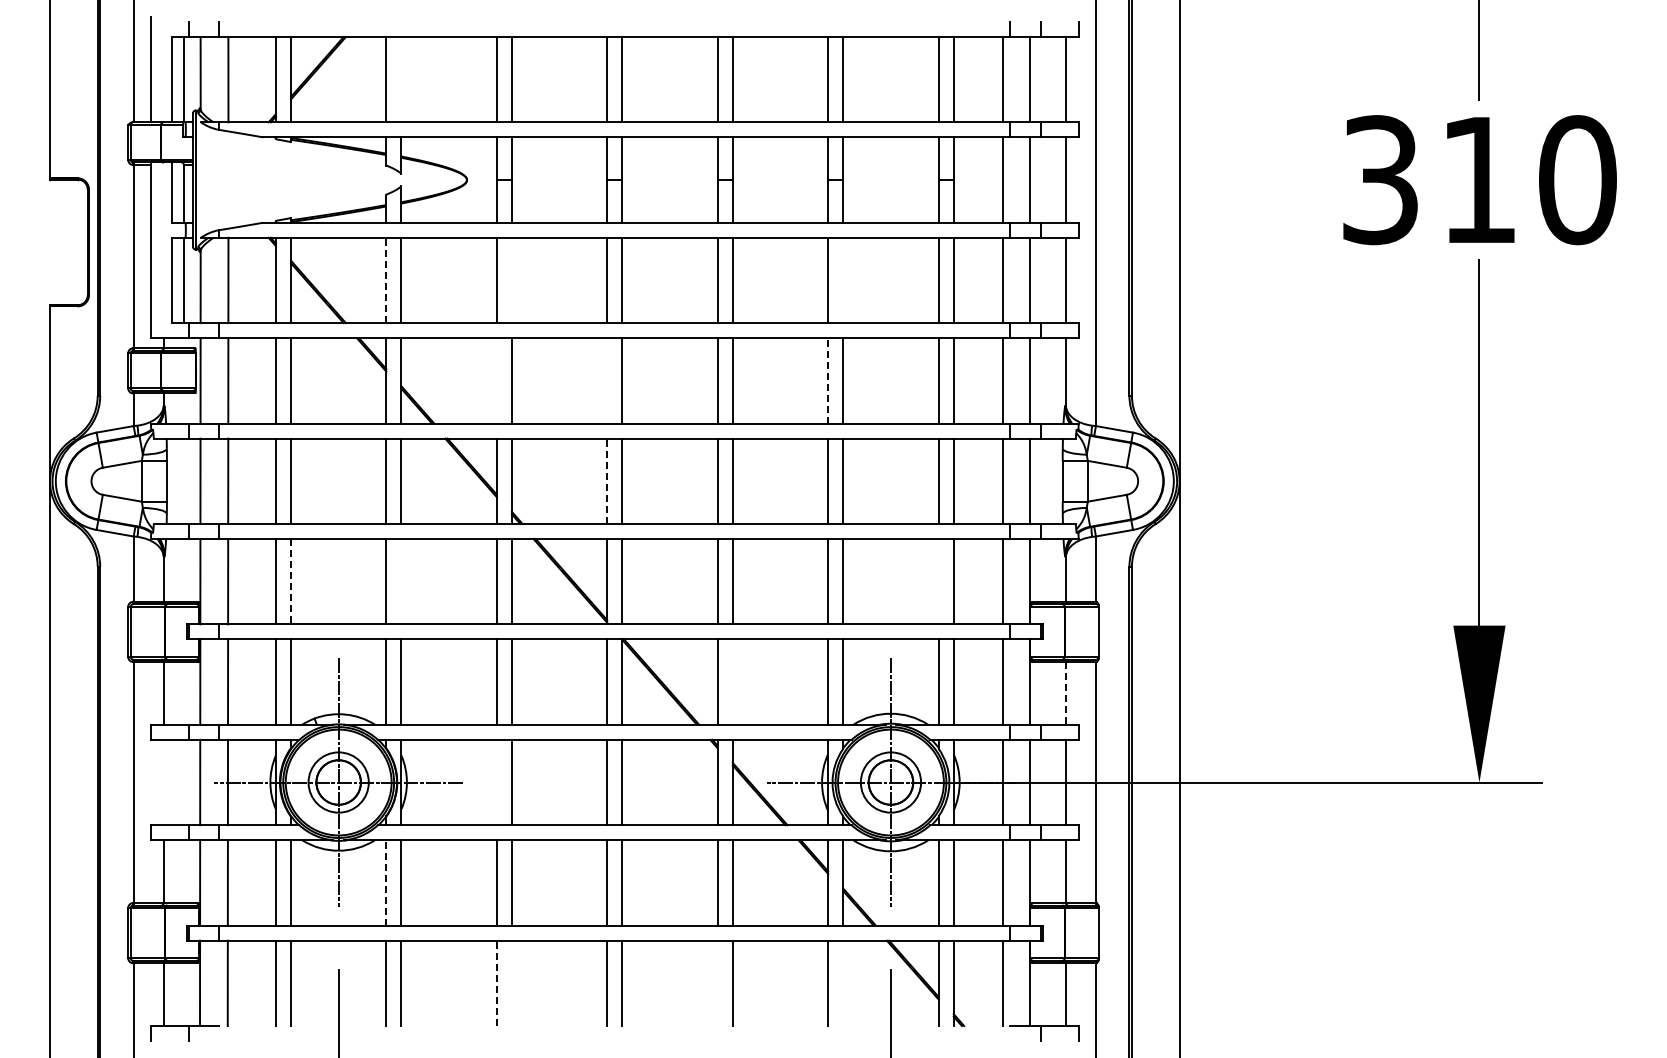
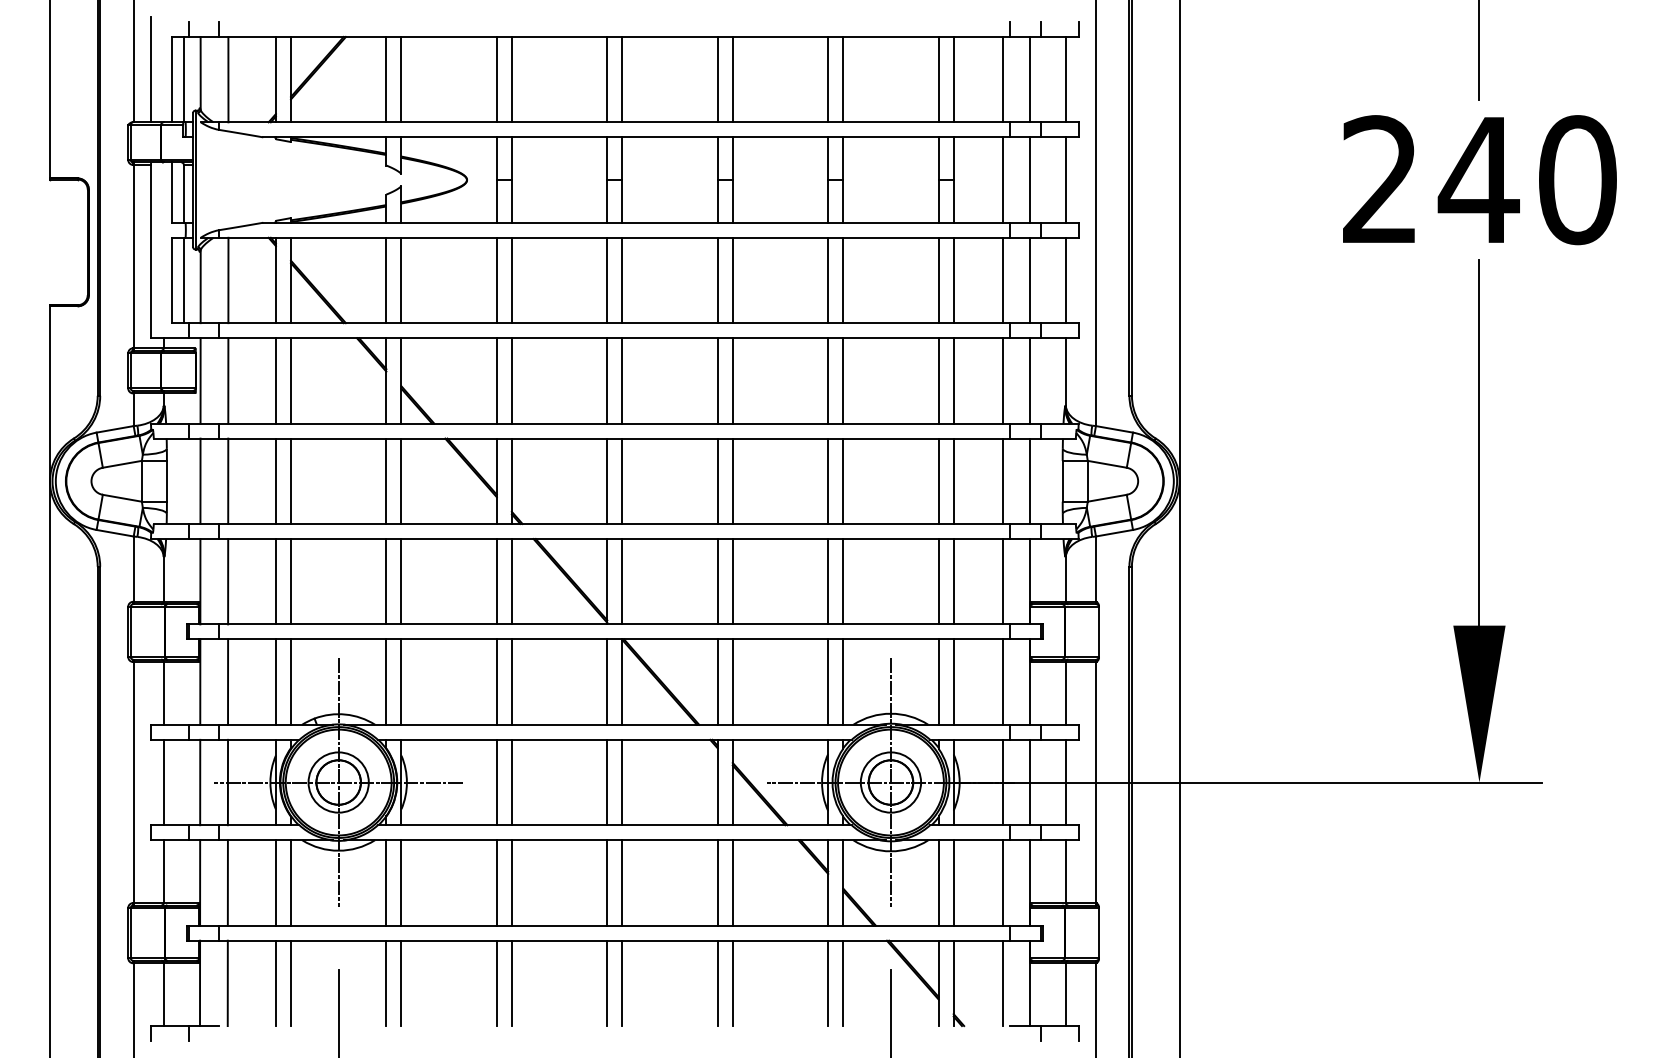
line: none -> present (401, 79)
text: 310 -> 240 (1431, 180)
line: dashed -> solid (386, 280)
line: none -> present (511, 280)
line: none -> present (843, 280)
line: none -> present (496, 380)
line: none -> present (607, 380)
line: dashed -> solid (828, 380)
line: dashed -> solid (607, 481)
line: dashed -> solid (291, 581)
line: none -> present (401, 581)
line: none -> present (938, 581)
line: none -> present (732, 681)
line: dashed -> solid (1065, 693)
line: none -> present (163, 782)
line: none -> present (496, 782)
line: dashed -> solid (386, 882)
line: dashed -> solid (496, 983)
line: none -> present (511, 983)
line: none -> present (717, 983)
line: none -> present (843, 983)
